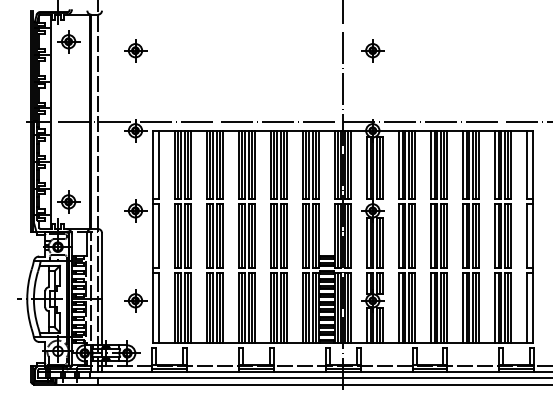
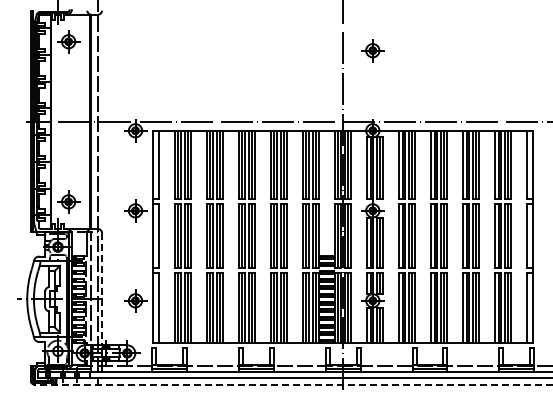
part: present -> none (135, 50)
line: solid -> dashed (102, 289)
line: solid -> dashed (292, 384)
